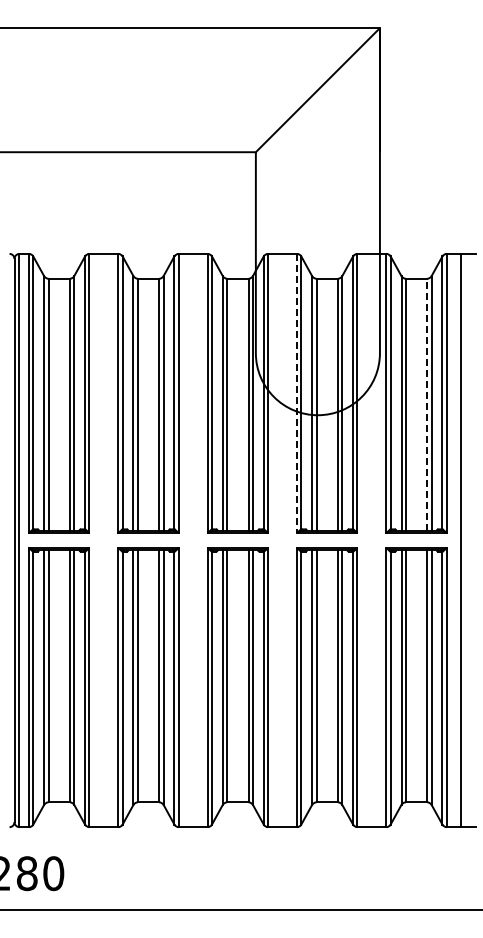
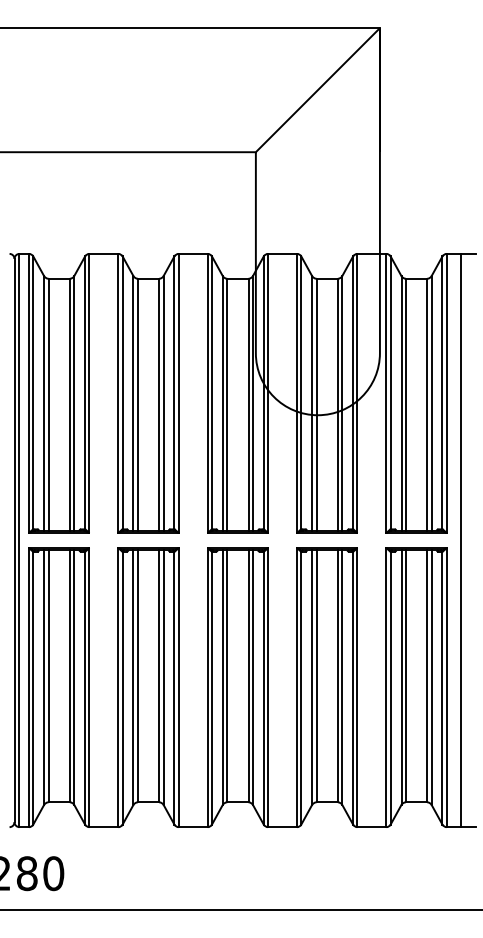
line: dashed -> solid (296, 393)
line: dashed -> solid (427, 404)
